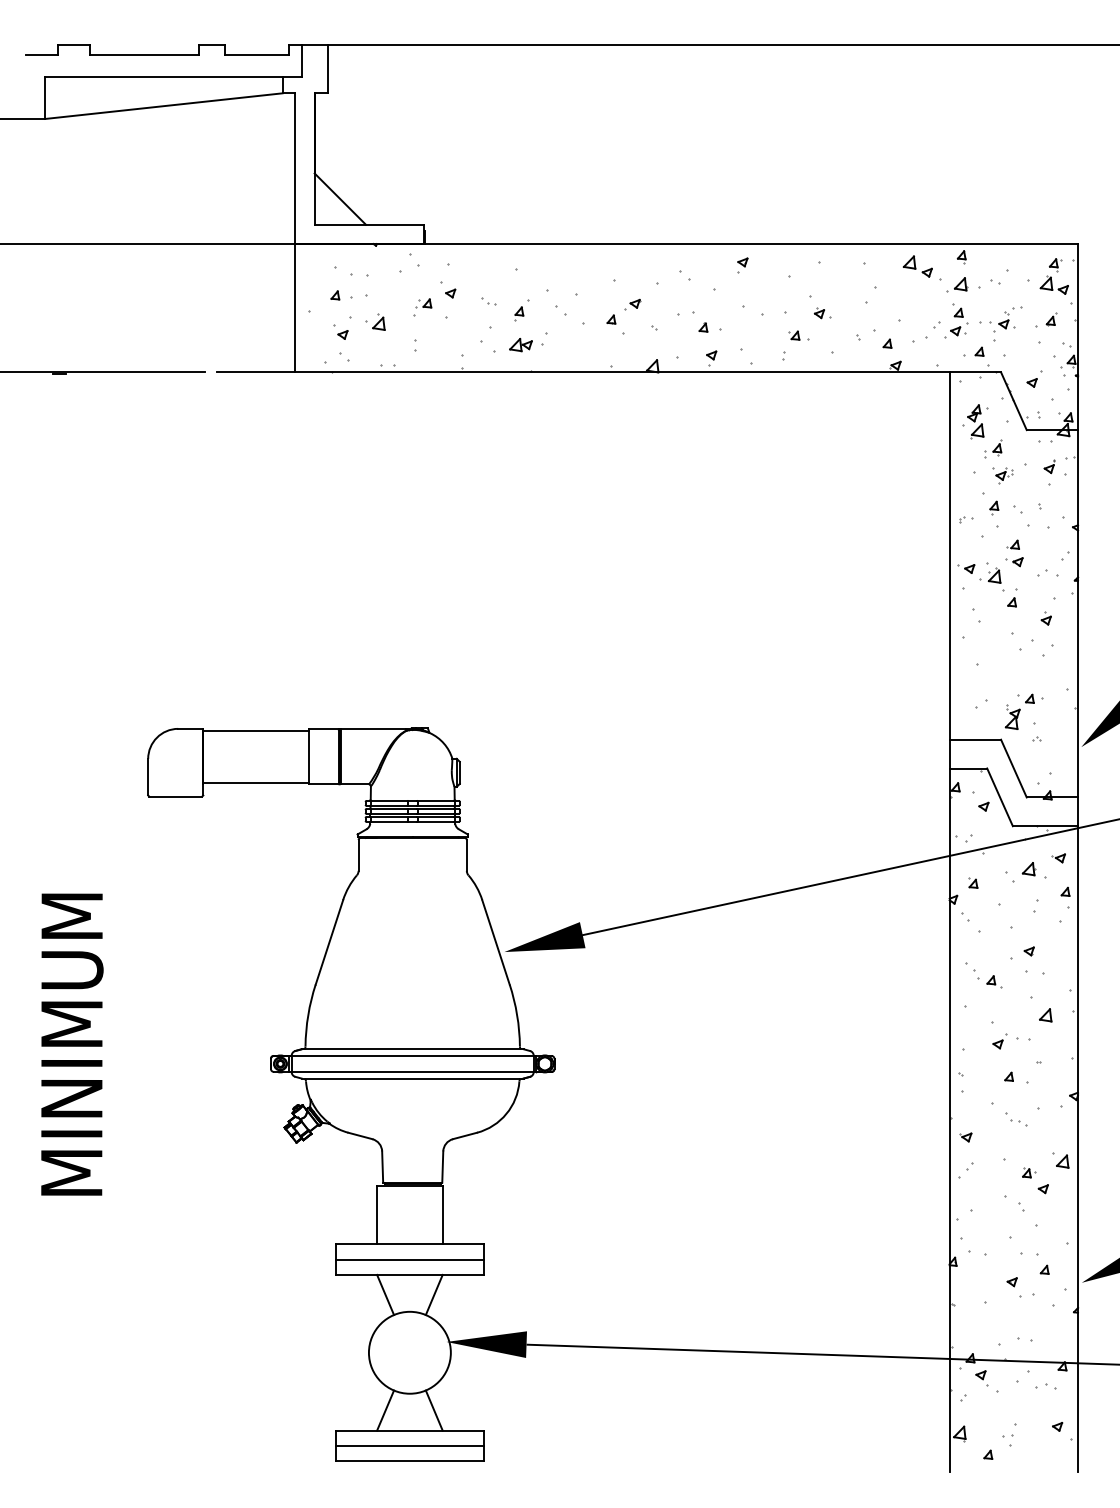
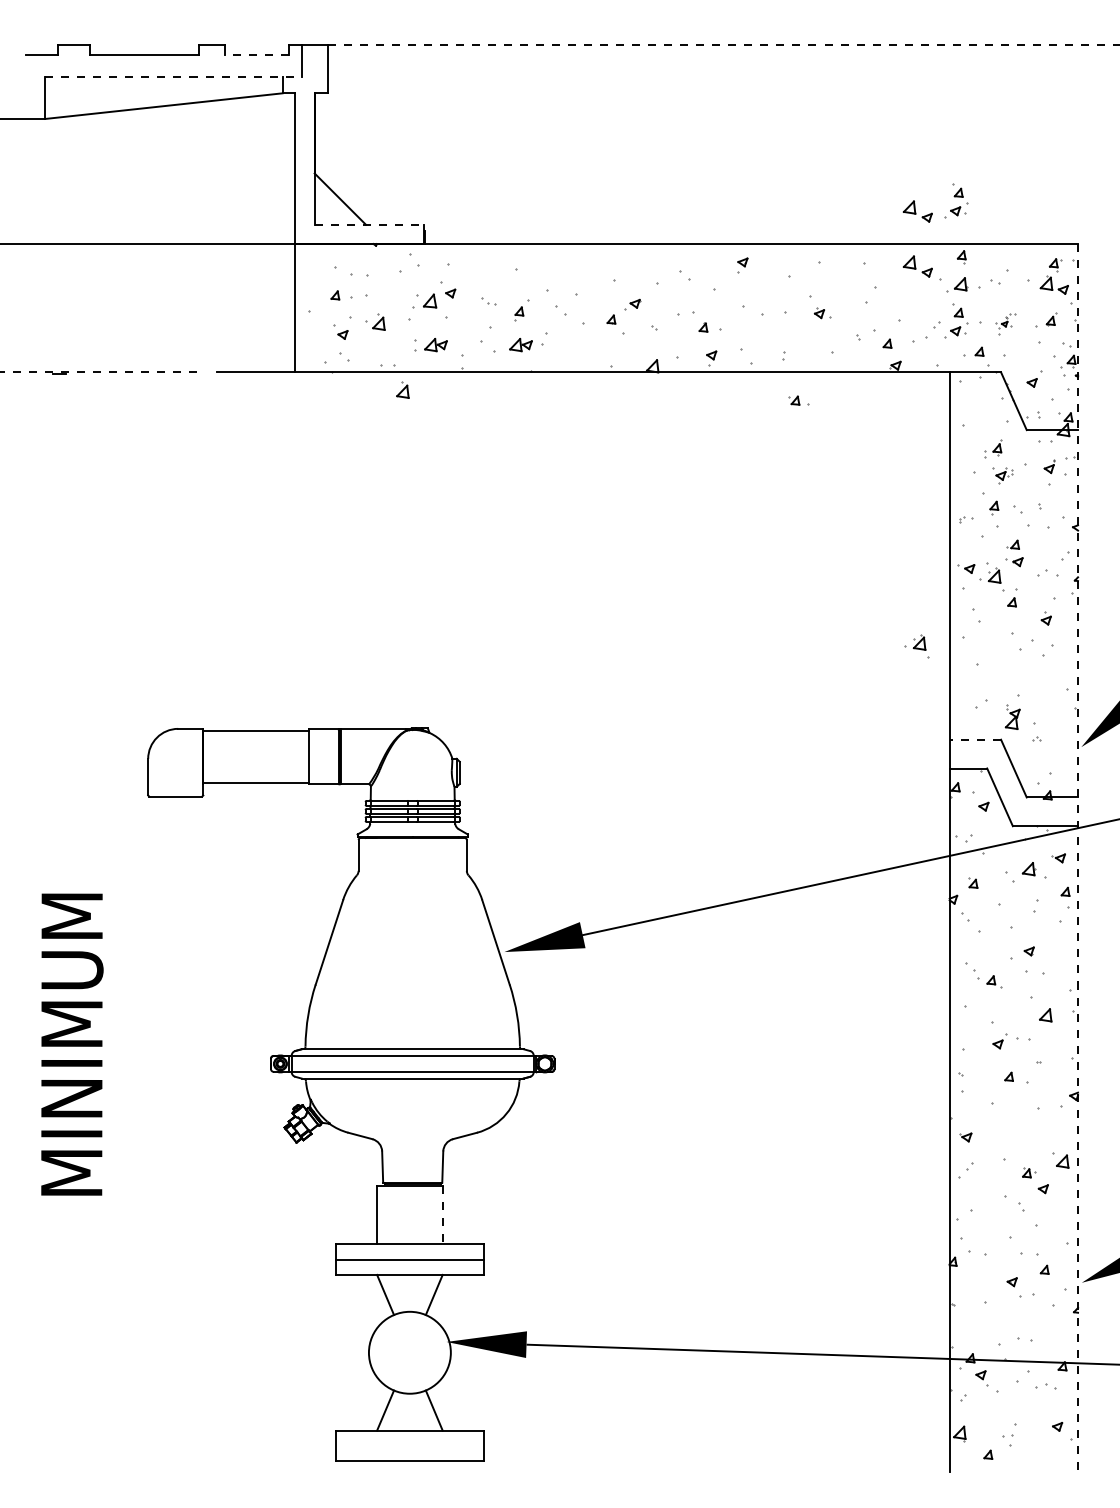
line: solid -> dashed (723, 45)
line: solid -> dashed (256, 54)
line: solid -> dashed (174, 77)
part: none -> present (956, 200)
part: none -> present (917, 211)
line: solid -> dashed (369, 224)
part size: 20x19 px -> 30x28 px (422, 306)
part size: 34x36 px -> 22x23 px (1005, 324)
part position: (798, 335) -> (798, 400) (798, 400)
part: none -> present (435, 345)
line: solid -> dashed (102, 372)
part: none -> present (402, 389)
part: present -> none (977, 421)
part: none -> present (916, 646)
part: present -> none (1034, 698)
line: solid -> dashed (975, 739)
line: solid -> dashed (1078, 857)
part: present -> none (1016, 1119)
line: solid -> dashed (442, 1215)
line: present -> none (409, 1445)
